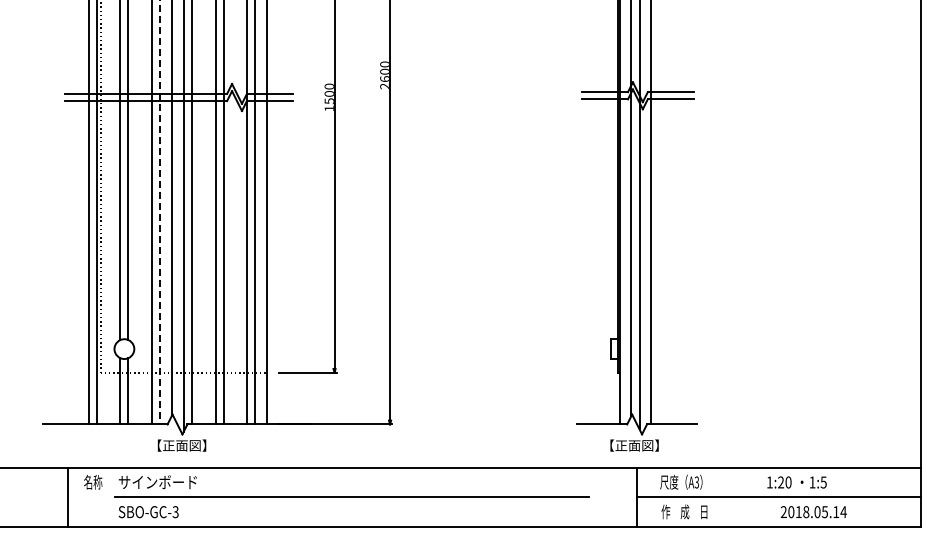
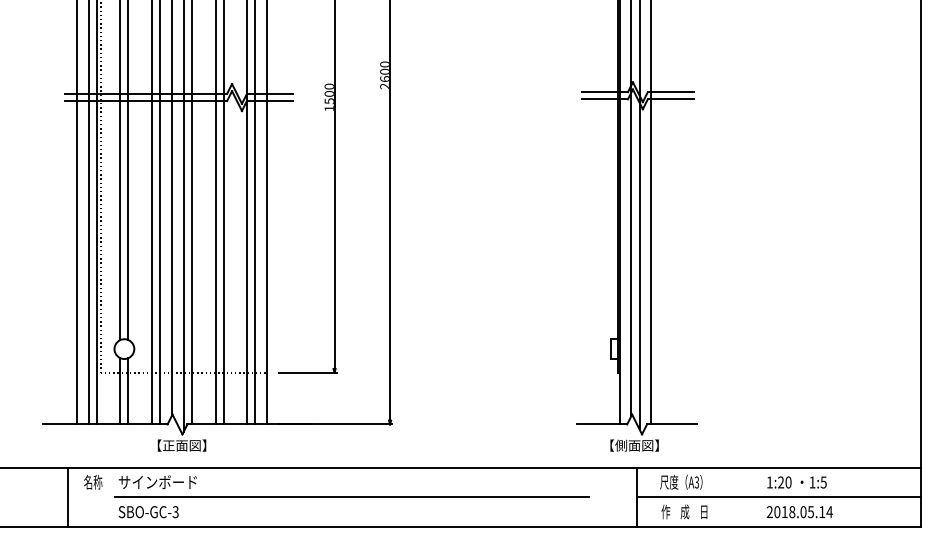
line: dashed -> solid (160, 212)
line: none -> present (76, 213)
text: 【正面図】 -> 【側面図】 (621, 445)
text position: (813, 512) -> (799, 512) (799, 512)
